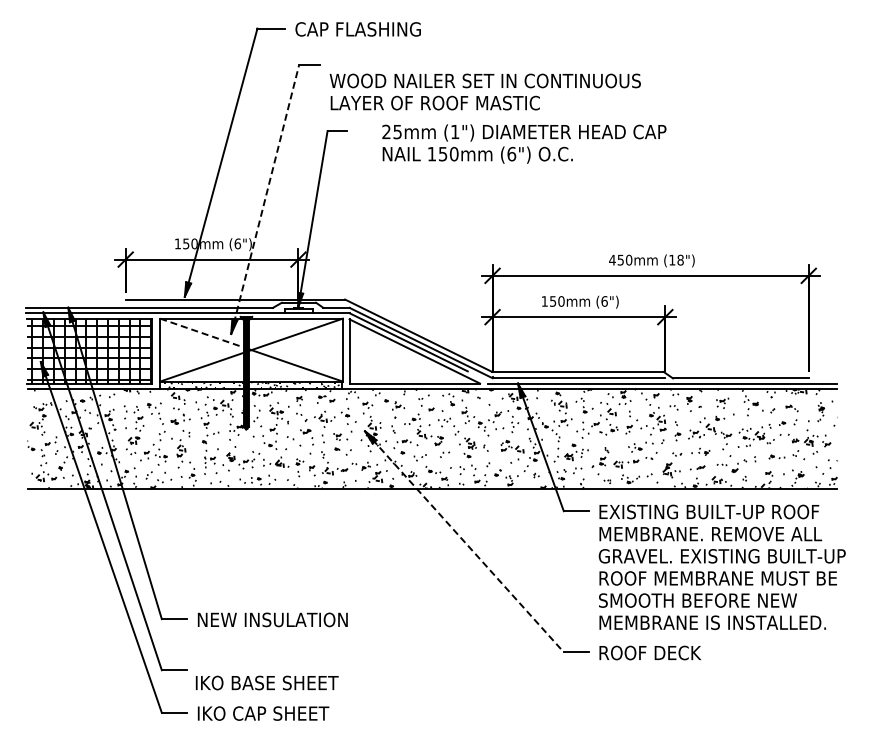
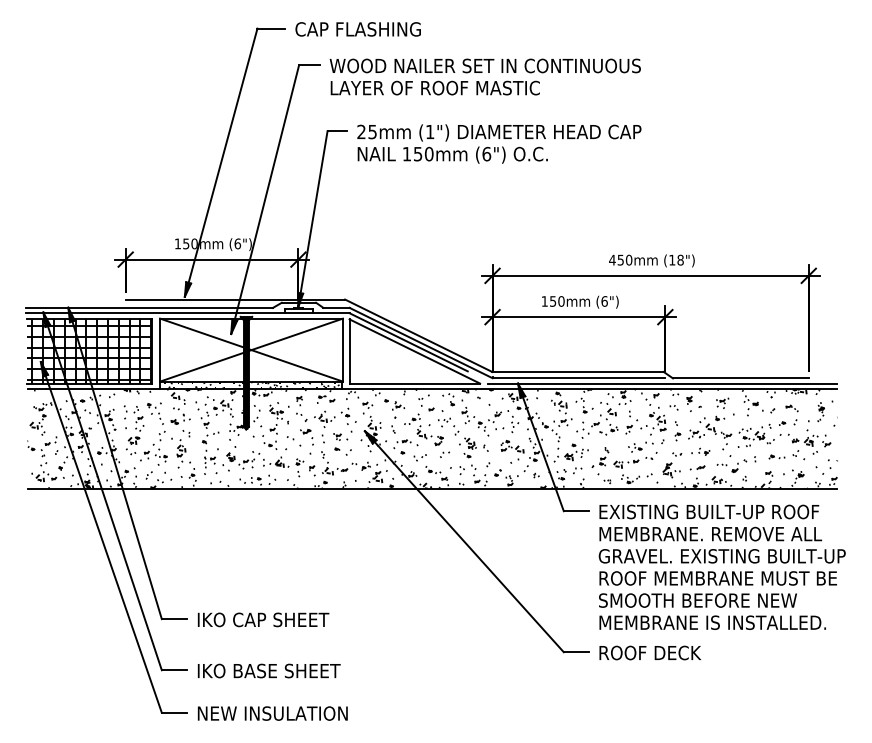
text position: (484, 91) -> (484, 76) (484, 76)
text position: (524, 143) -> (499, 143) (499, 143)
line: dashed -> solid (265, 199)
line: dashed -> solid (202, 333)
line: dashed -> solid (464, 541)
text: NEW INSULATION -> IKO CAP SHEET (273, 619)
text position: (266, 682) -> (268, 670) (268, 670)
text: IKO CAP SHEET -> NEW INSULATION (273, 713)
